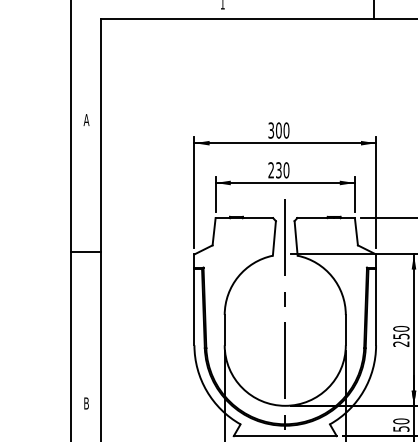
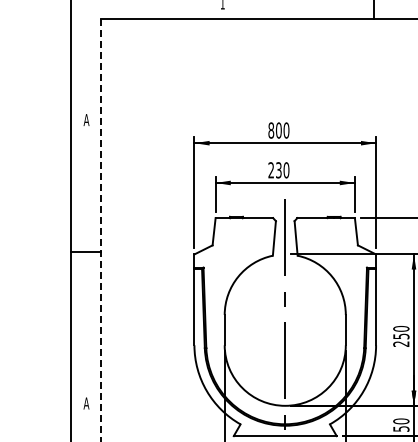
text: 300 -> 800 (271, 130)
line: solid -> dashed (101, 230)
text: B -> A (86, 403)
